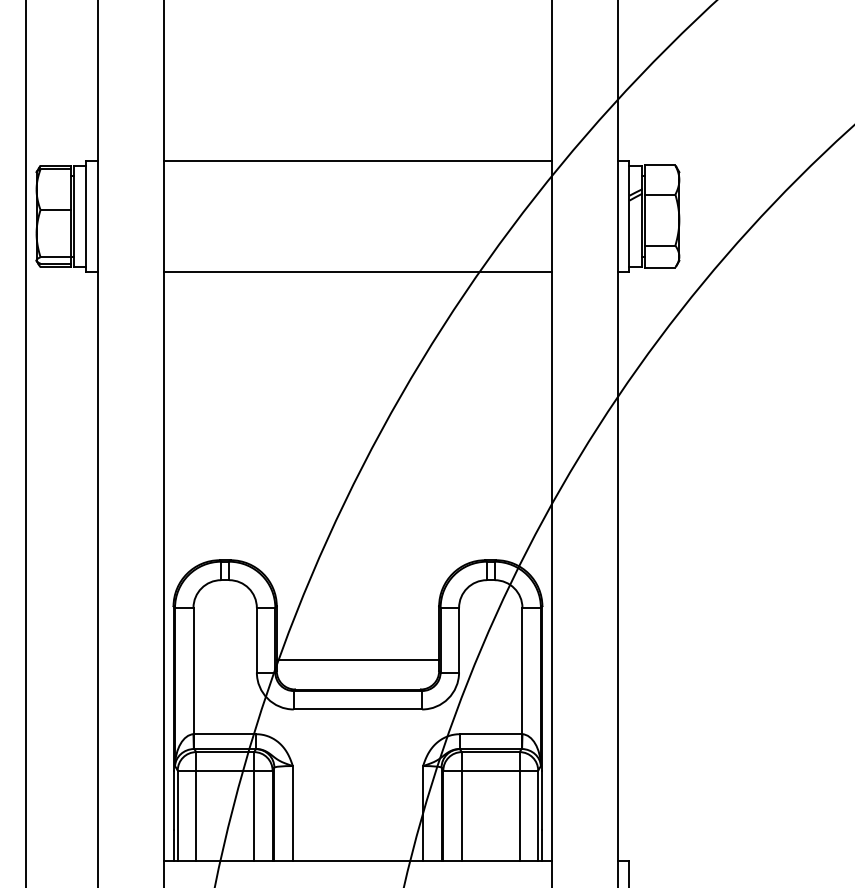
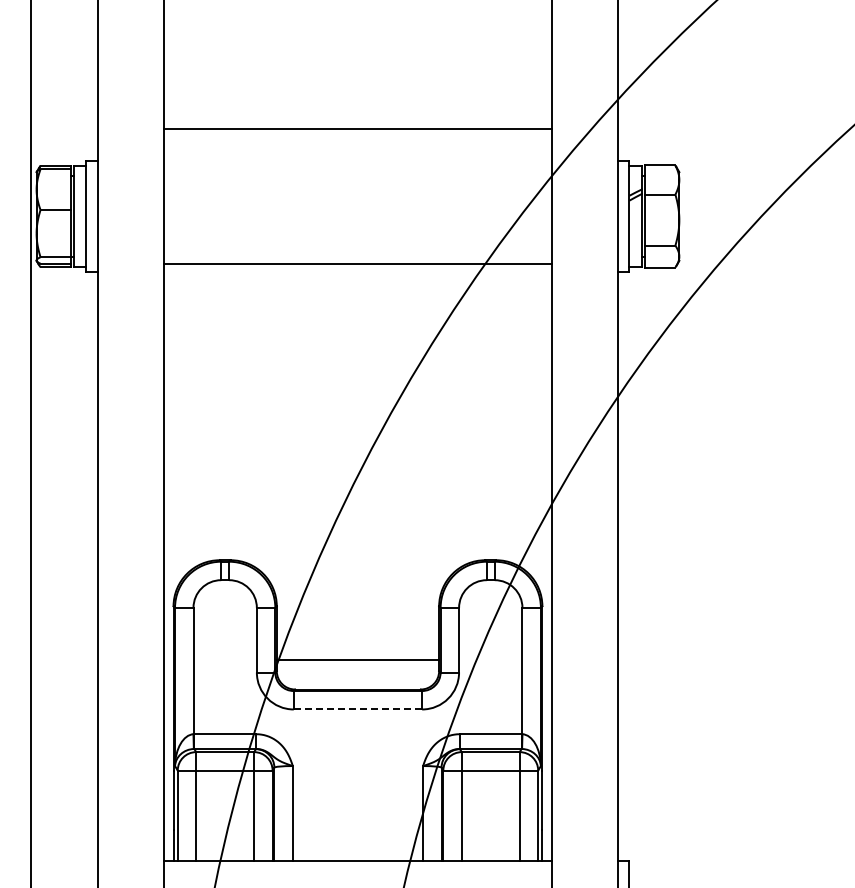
line position: (357, 161) -> (357, 129) (357, 129)
line position: (357, 271) -> (357, 263) (357, 263)
line position: (25, 443) -> (30, 443) (30, 443)
line: solid -> dashed (358, 709)
